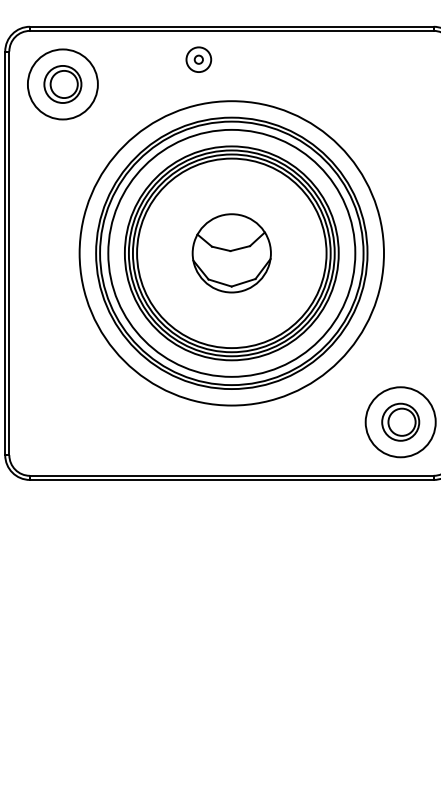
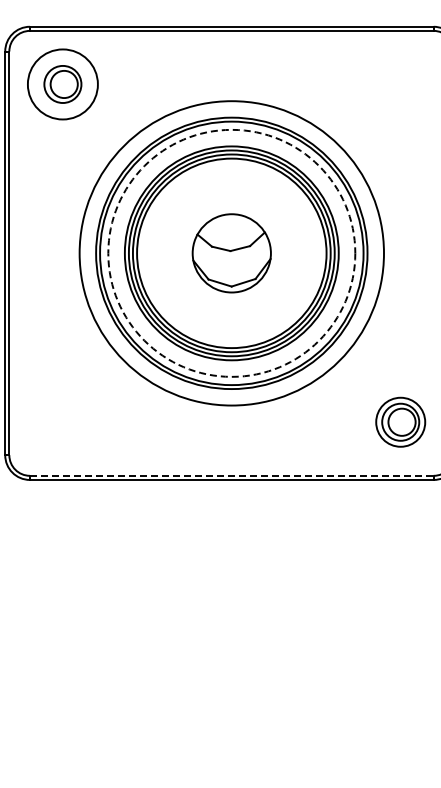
part: present -> none (198, 59)
circle: solid -> dashed (231, 252)
circle diameter: 70 px -> 49 px (400, 421)
line: solid -> dashed (231, 475)
